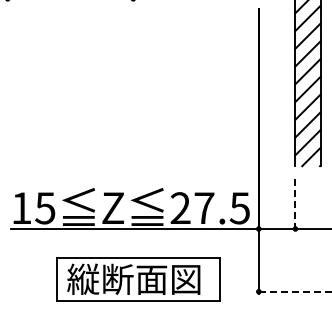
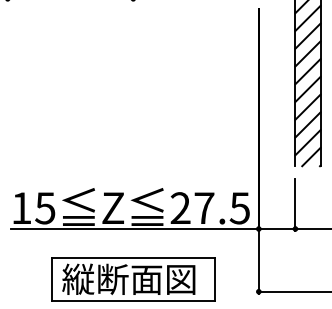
line: dashed -> solid (295, 205)
part position: (138, 279) -> (133, 279) (133, 279)
line: dashed -> solid (295, 291)
